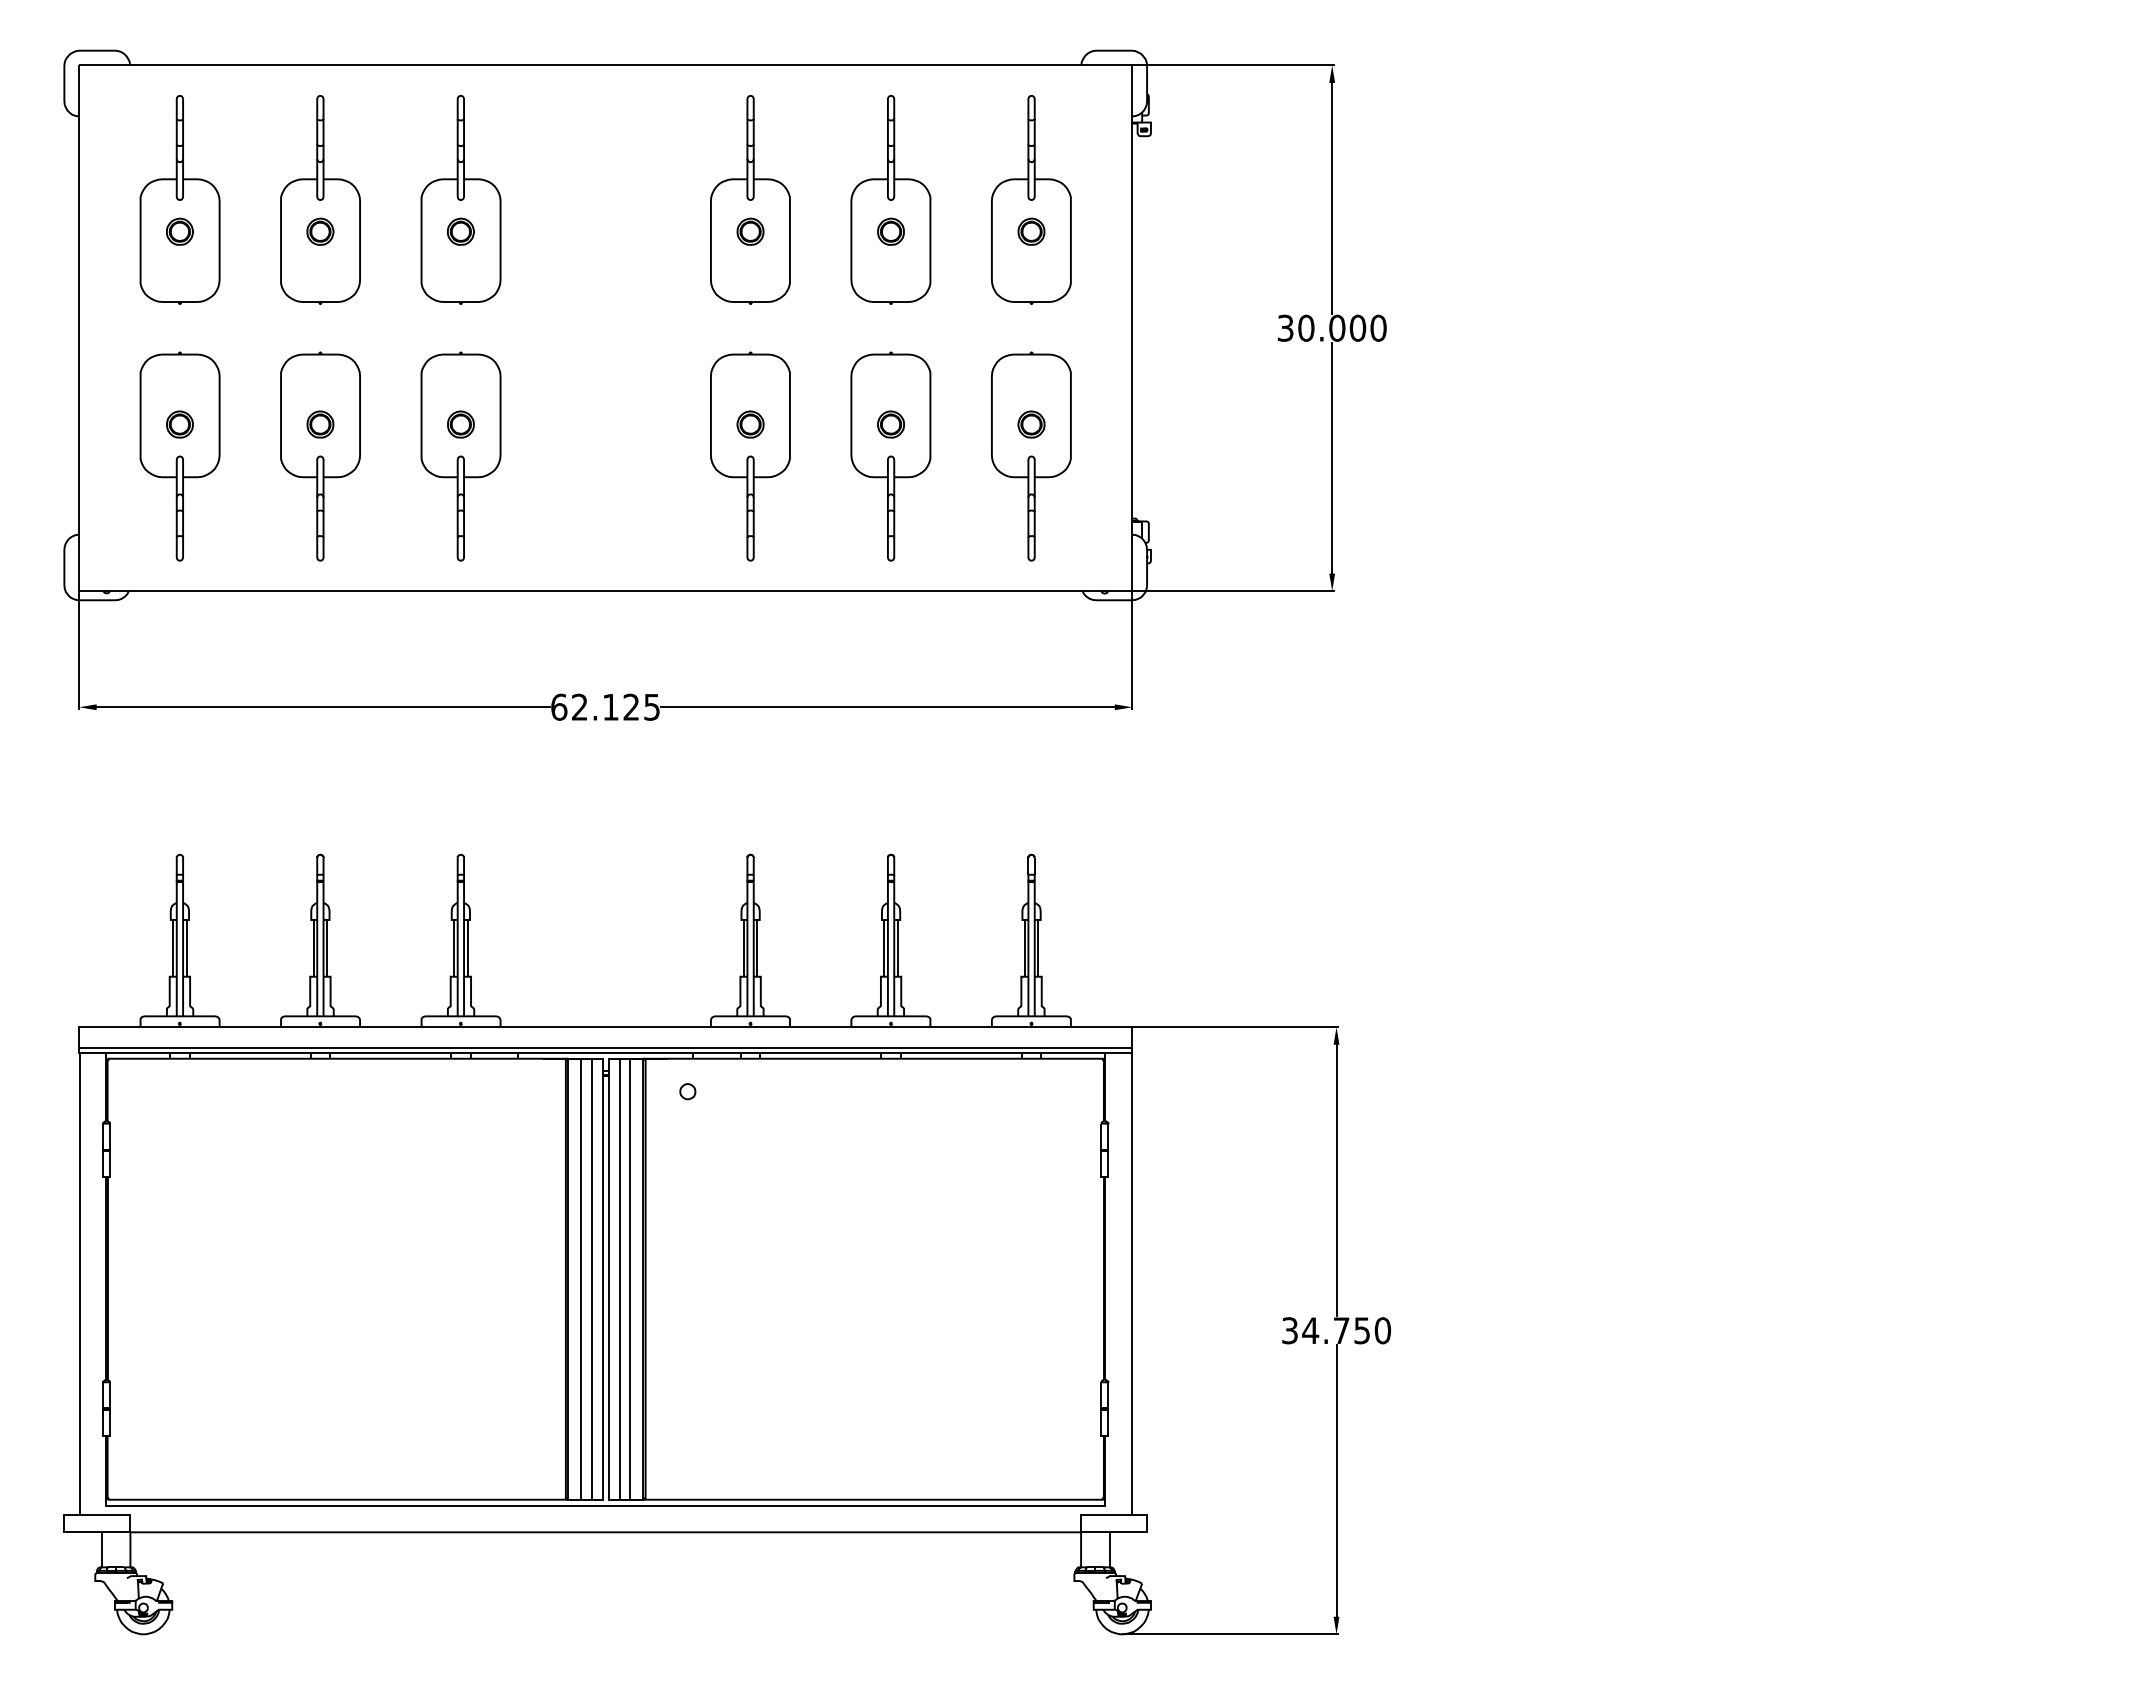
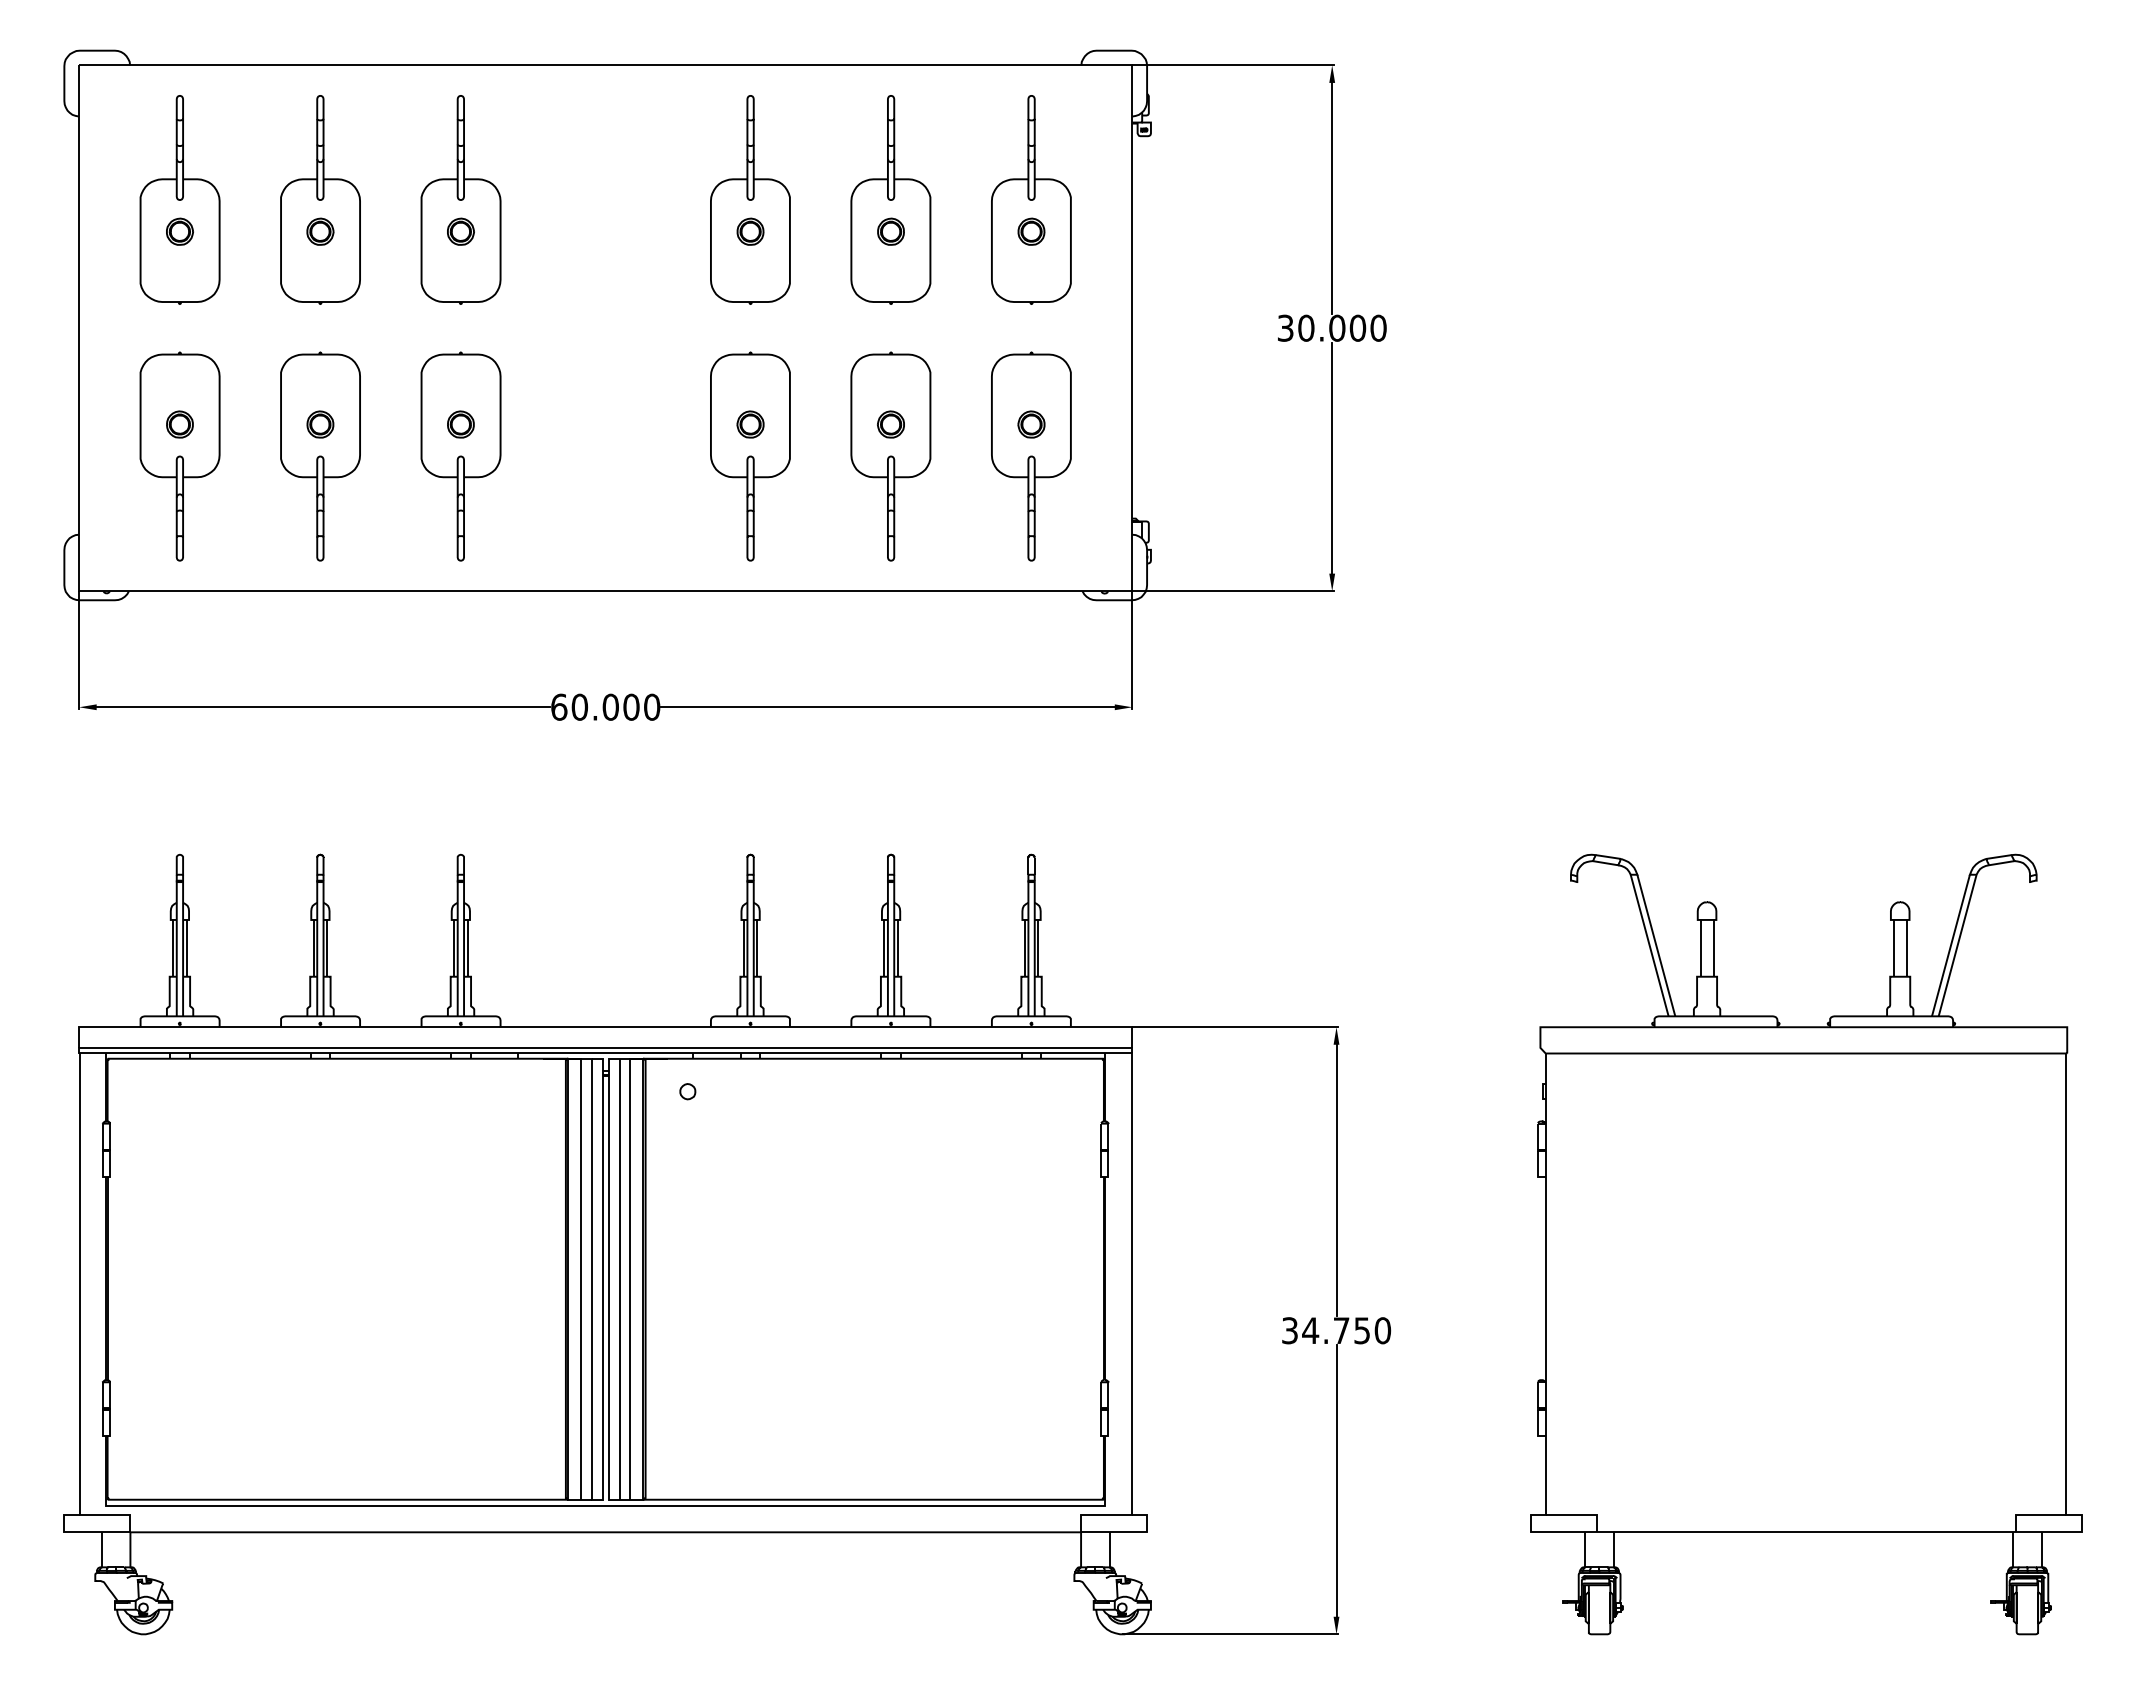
text: 62.125 -> 60.000 (615, 706)
part: none -> present (1806, 1244)
